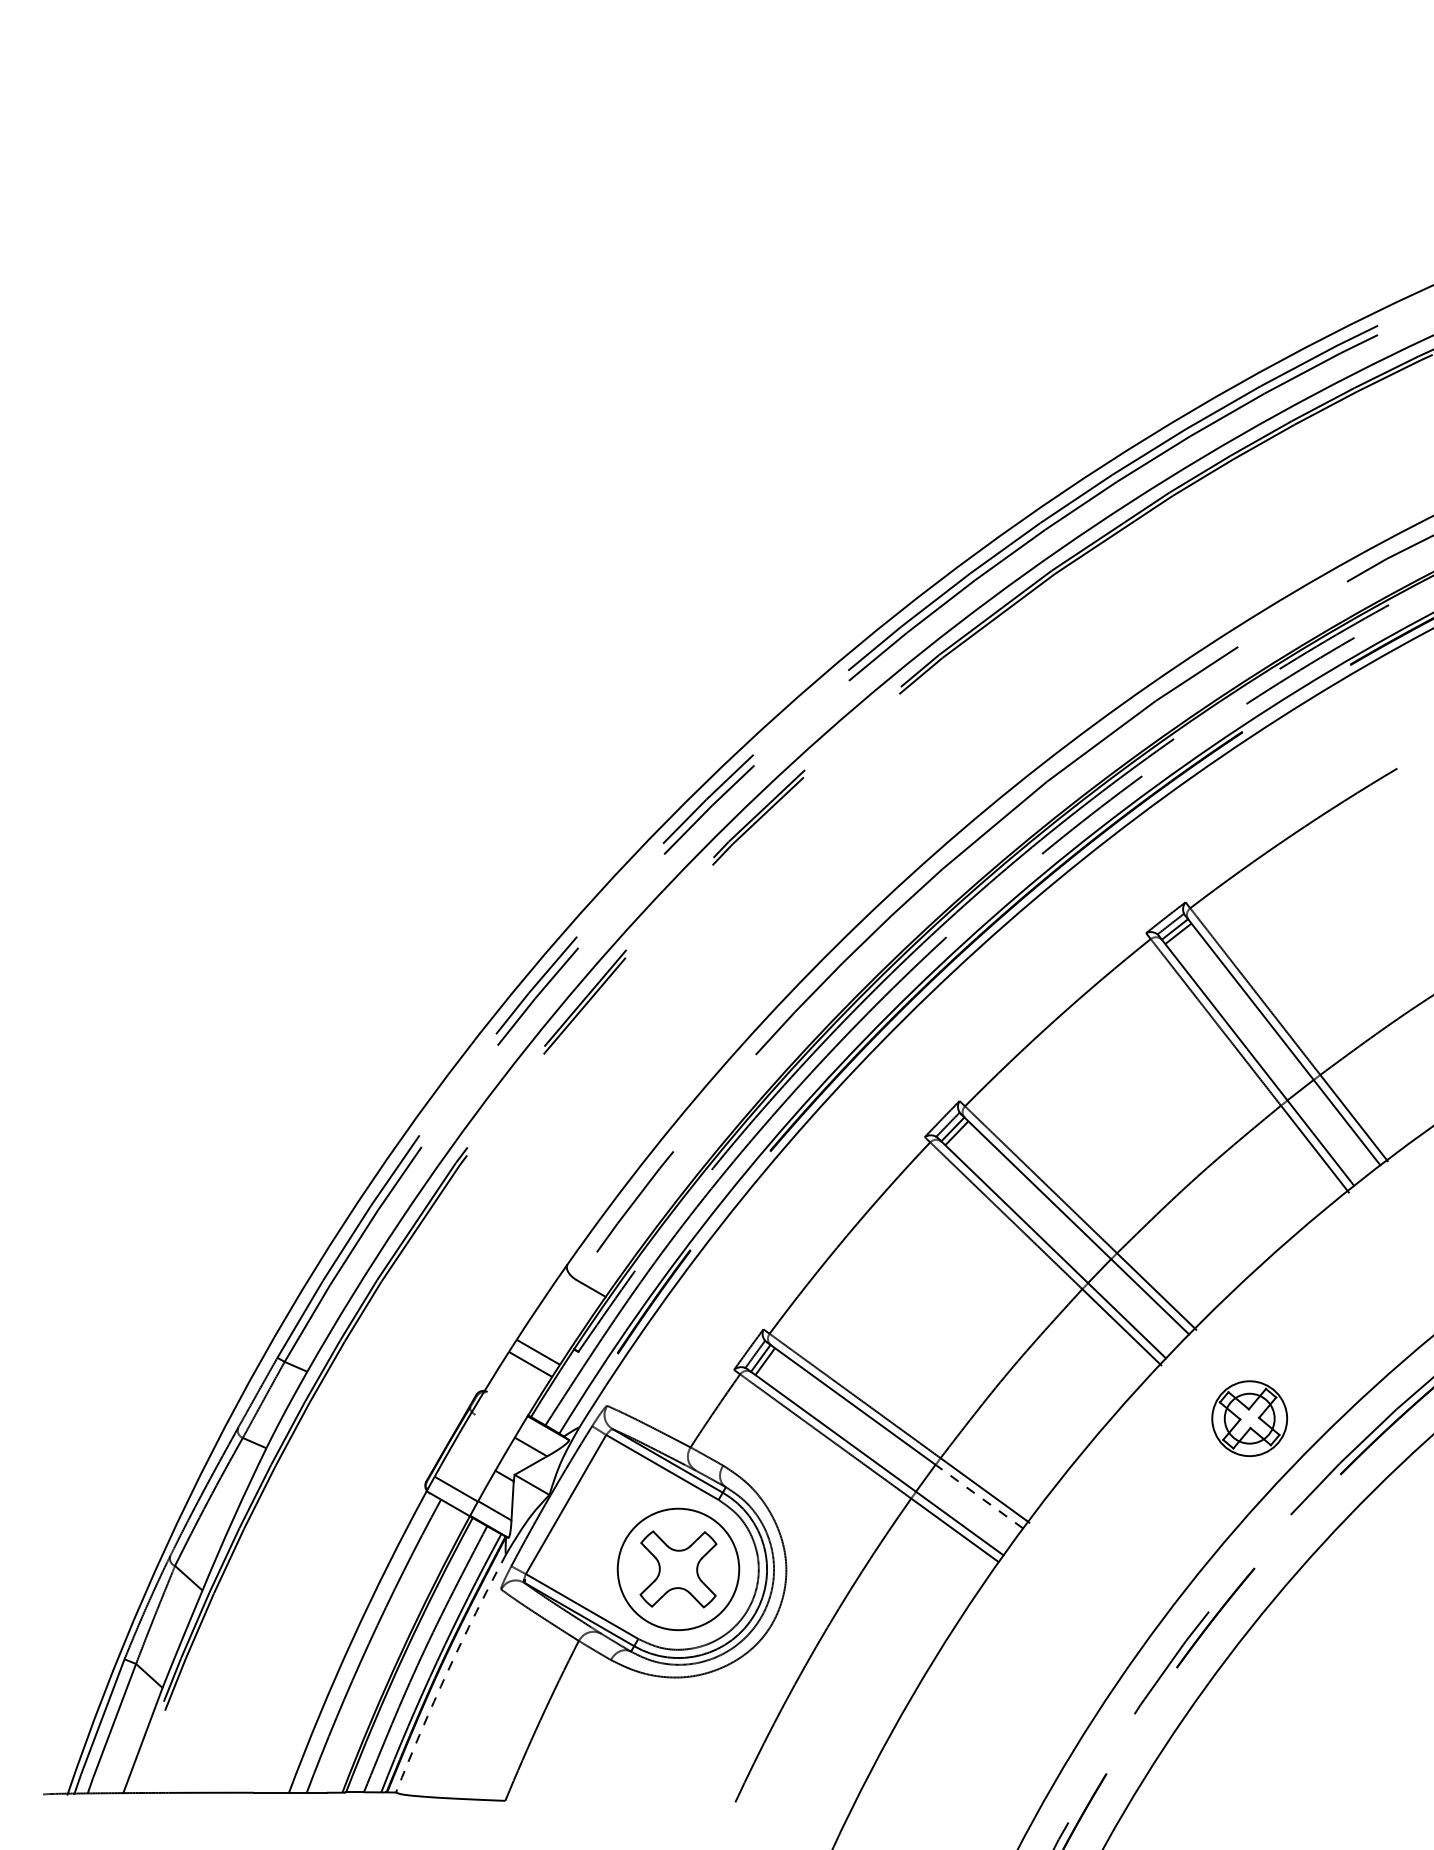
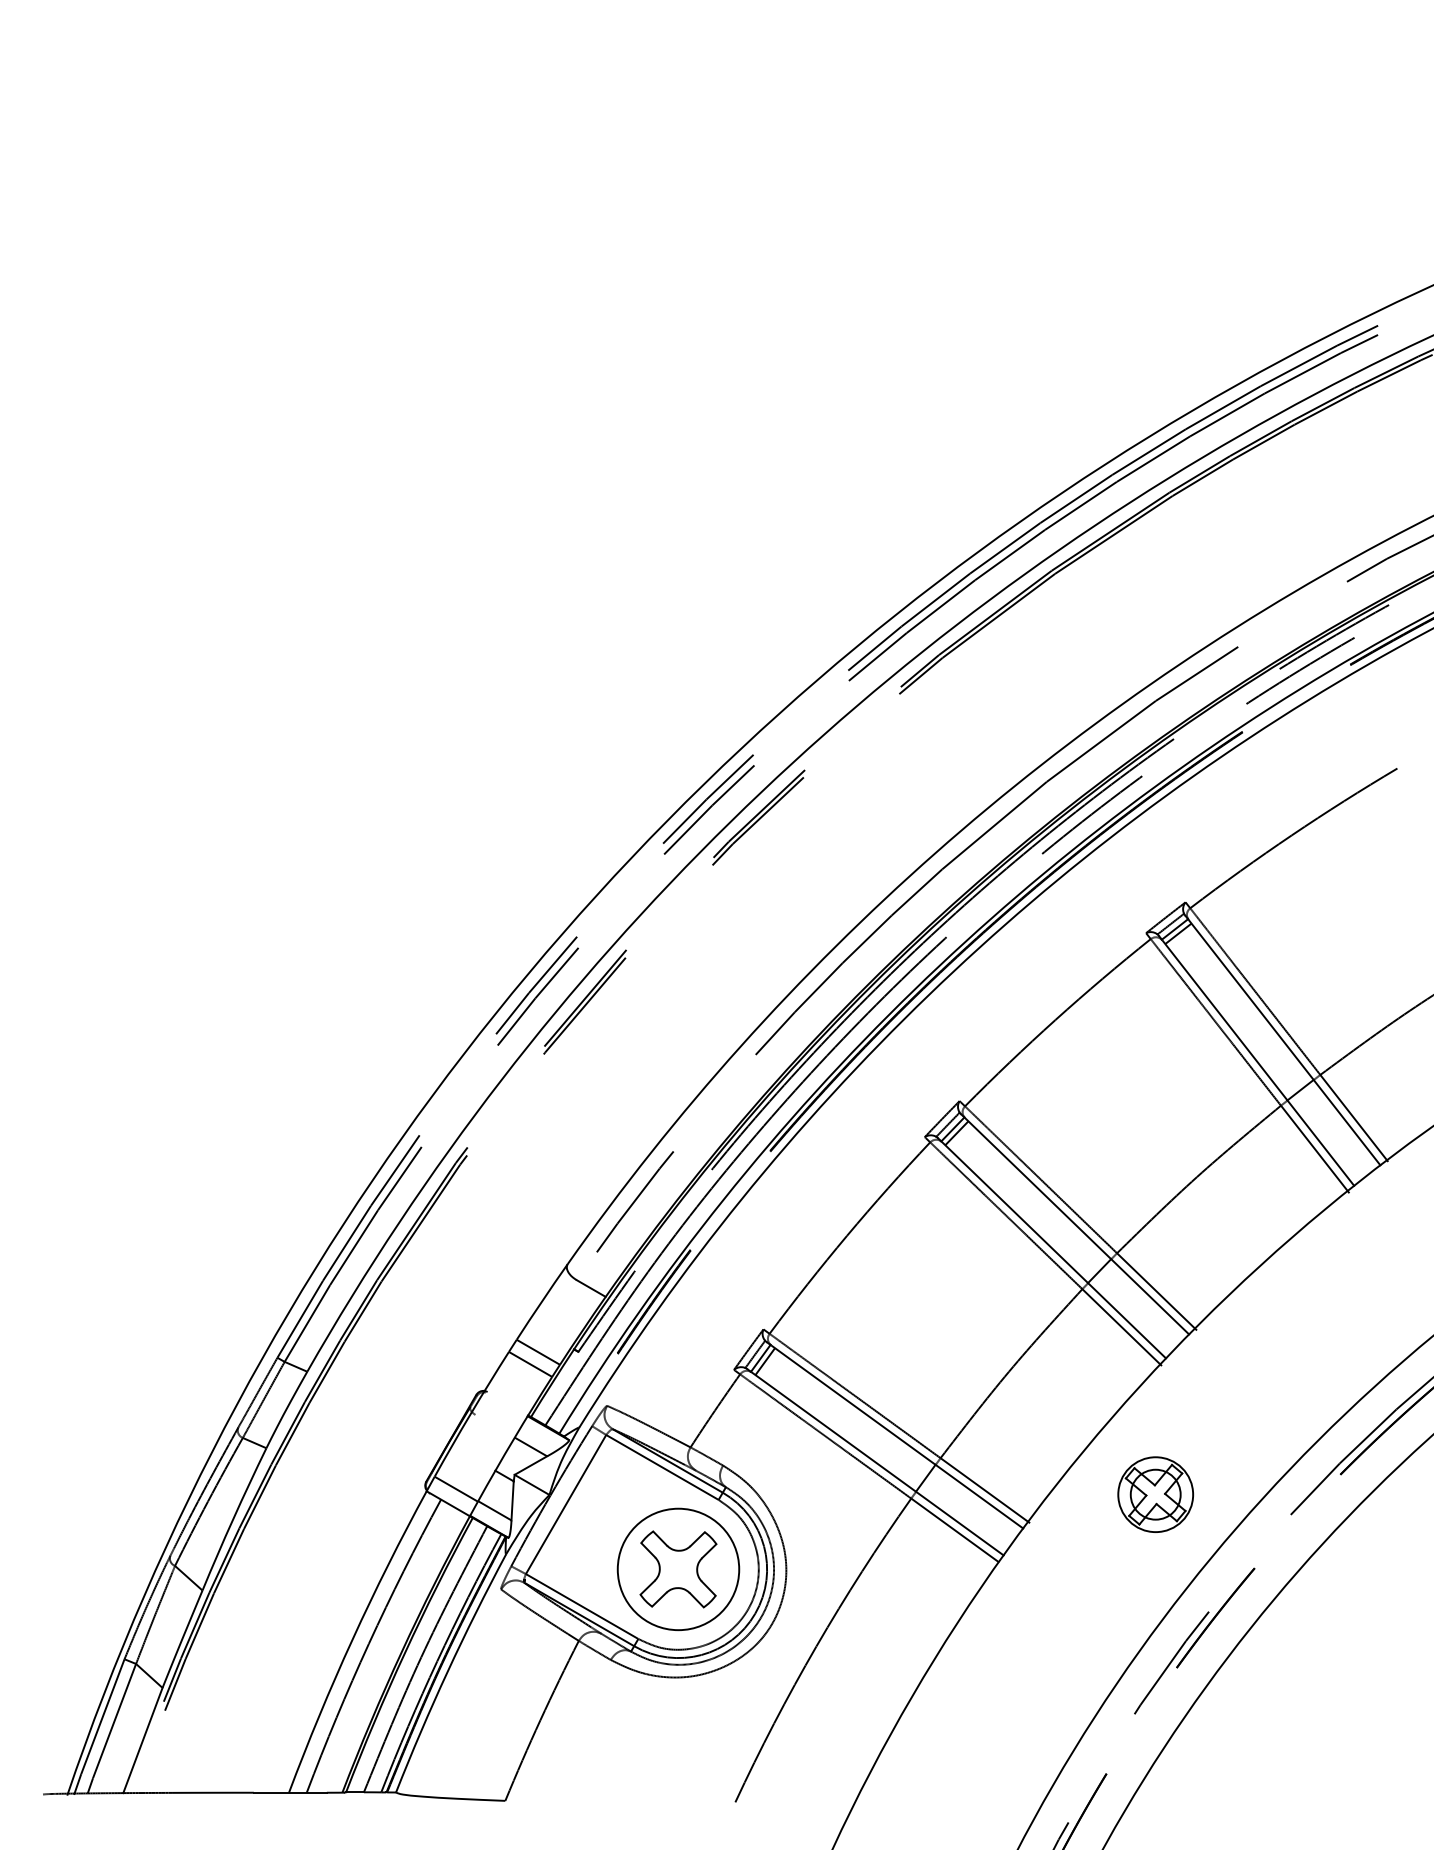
part position: (1249, 1418) -> (1155, 1494) (1155, 1494)
line: dashed -> solid (979, 1496)
arc: dashed -> solid (447, 1671)
